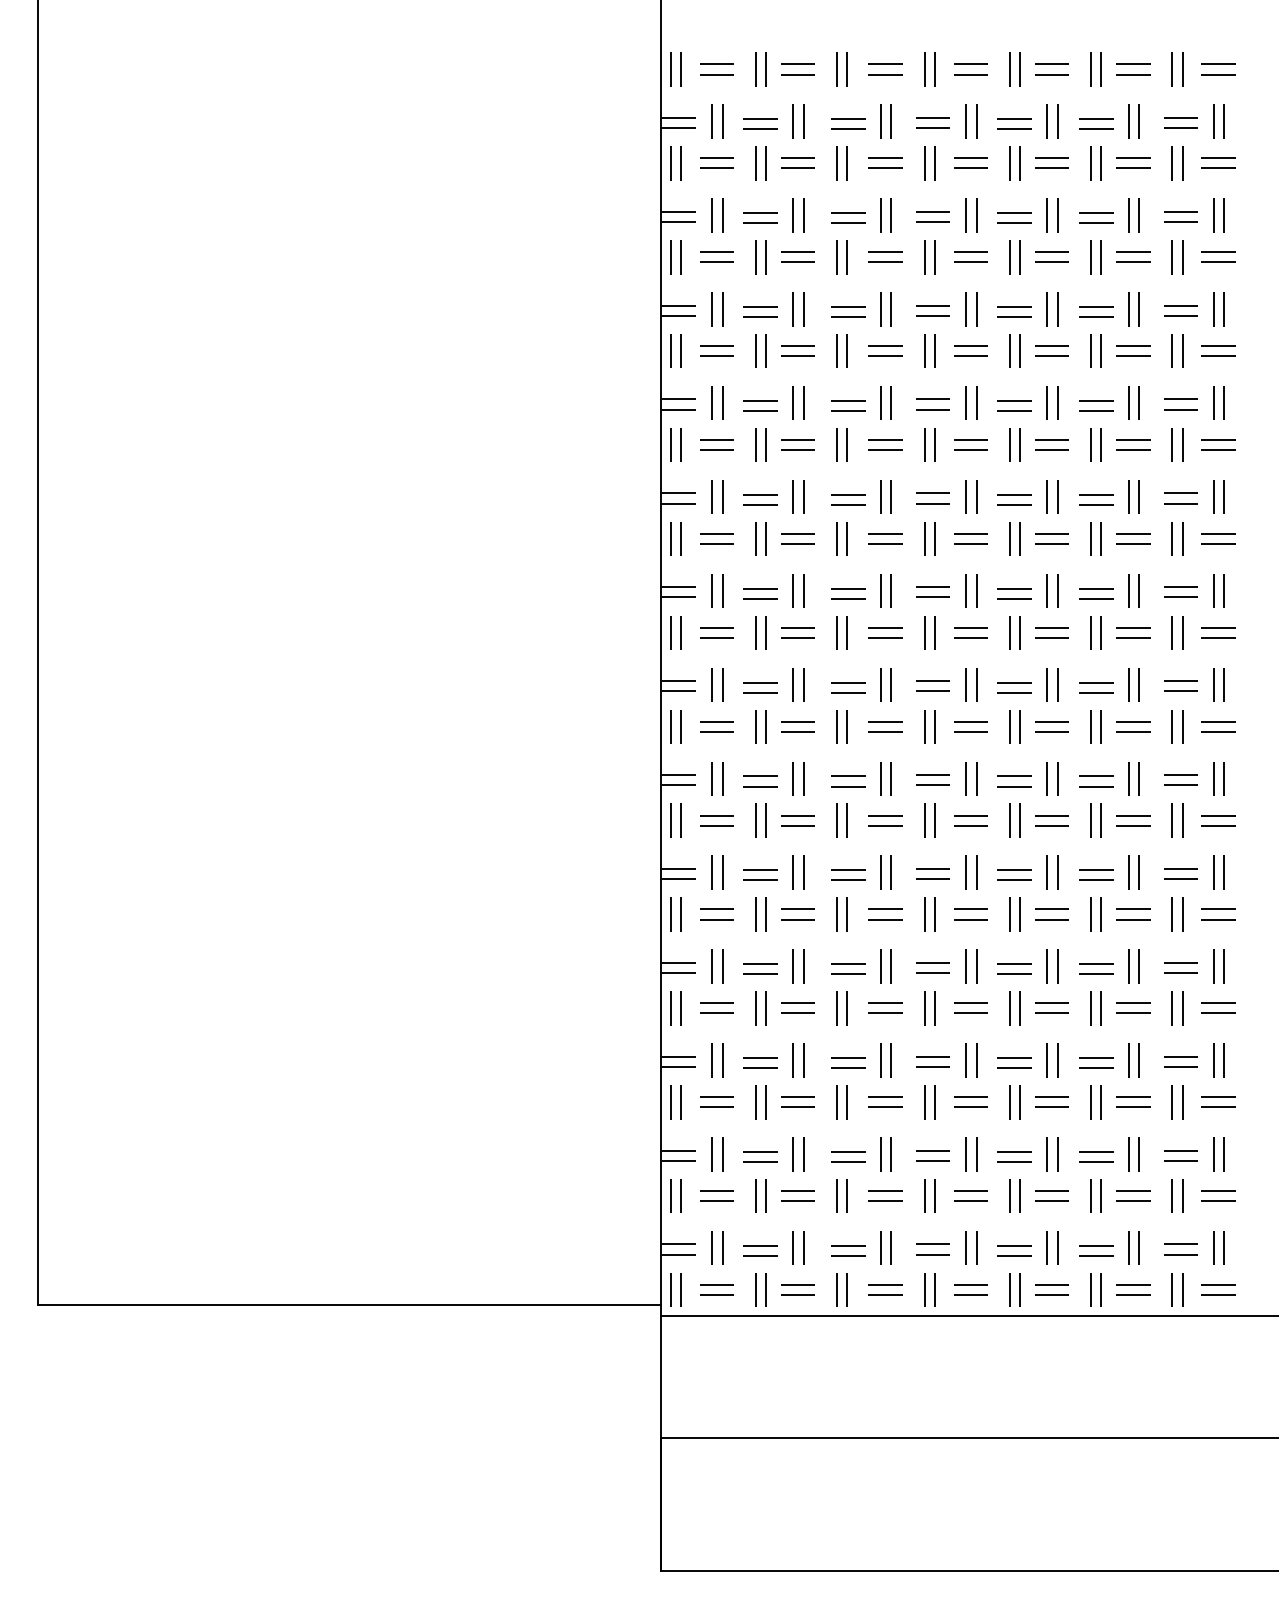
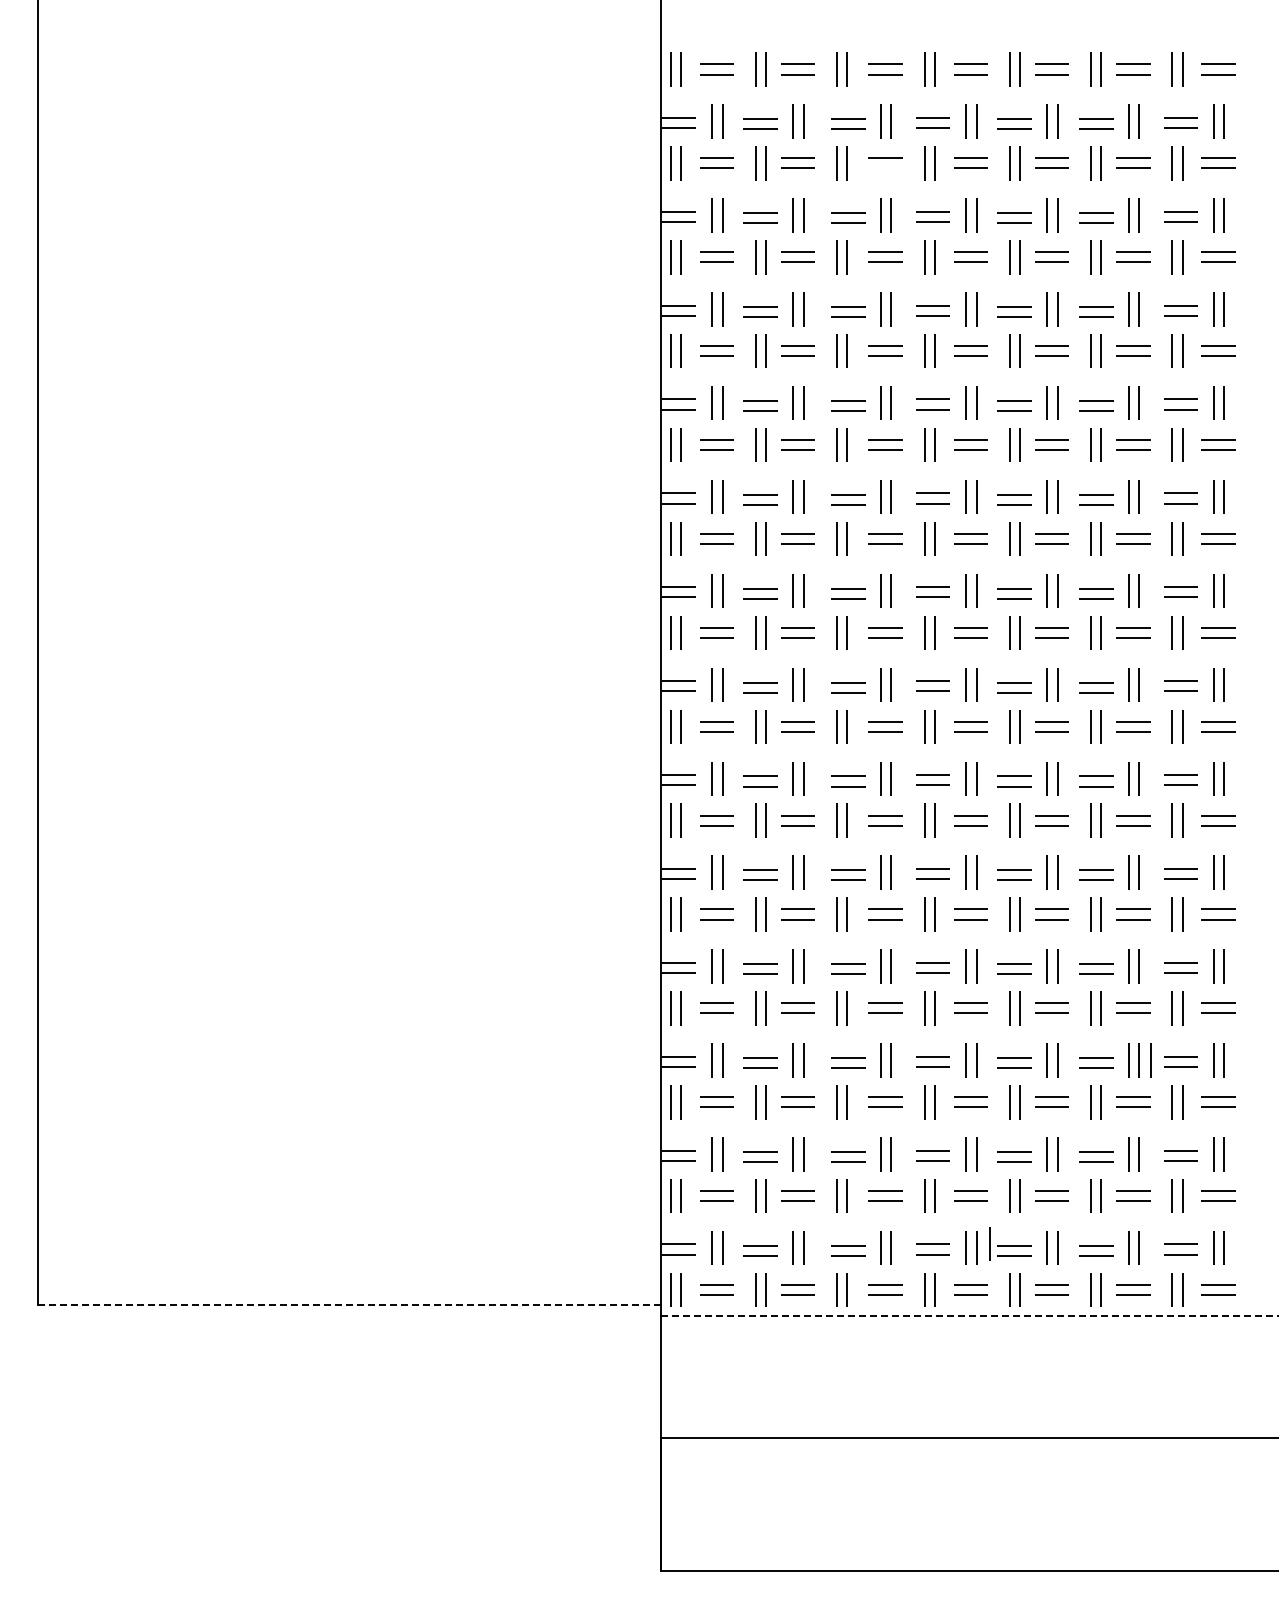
line: present -> none (885, 167)
line: none -> present (1150, 1060)
line: none -> present (989, 1243)
line: solid -> dashed (349, 1305)
line: solid -> dashed (969, 1316)
